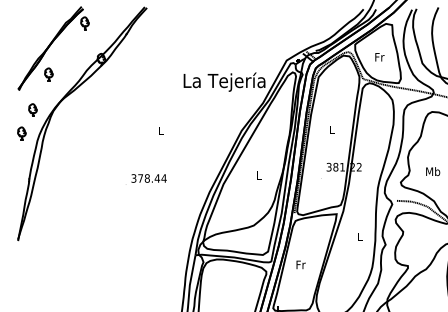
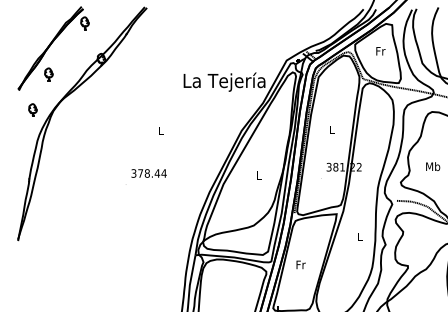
text position: (379, 57) -> (380, 51) (380, 51)
part: present -> none (21, 133)
text position: (433, 171) -> (433, 166) (433, 166)
text position: (148, 178) -> (148, 173) (148, 173)
